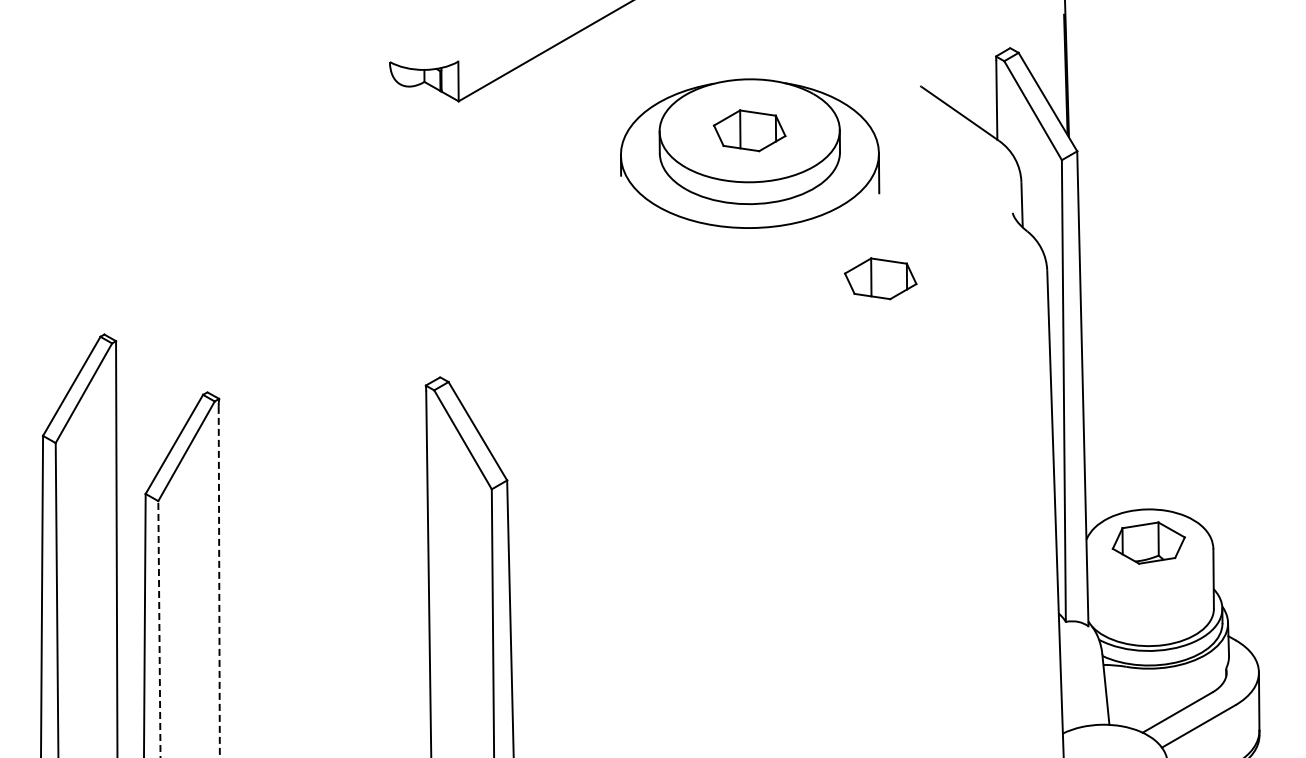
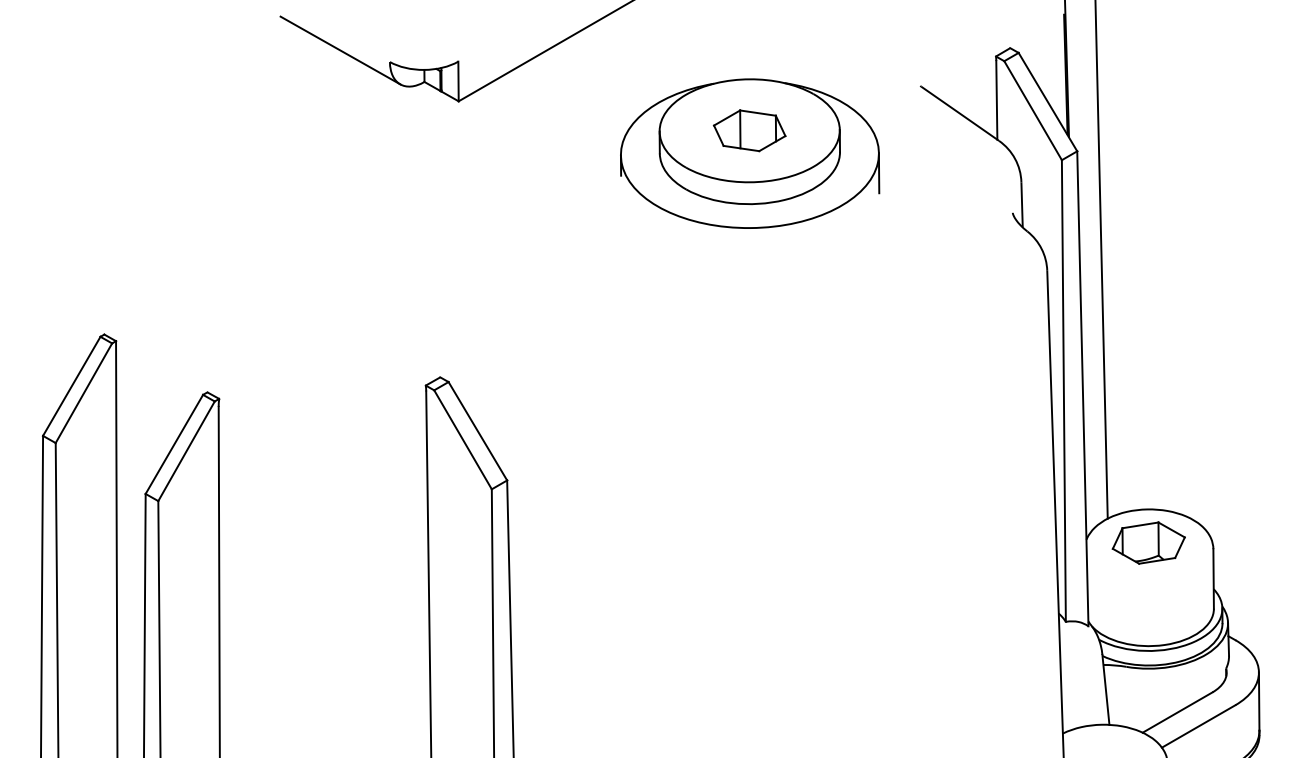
line: none -> present (340, 50)
line: none -> present (1101, 260)
part: present -> none (880, 278)
line: dashed -> solid (219, 582)
line: dashed -> solid (159, 629)
